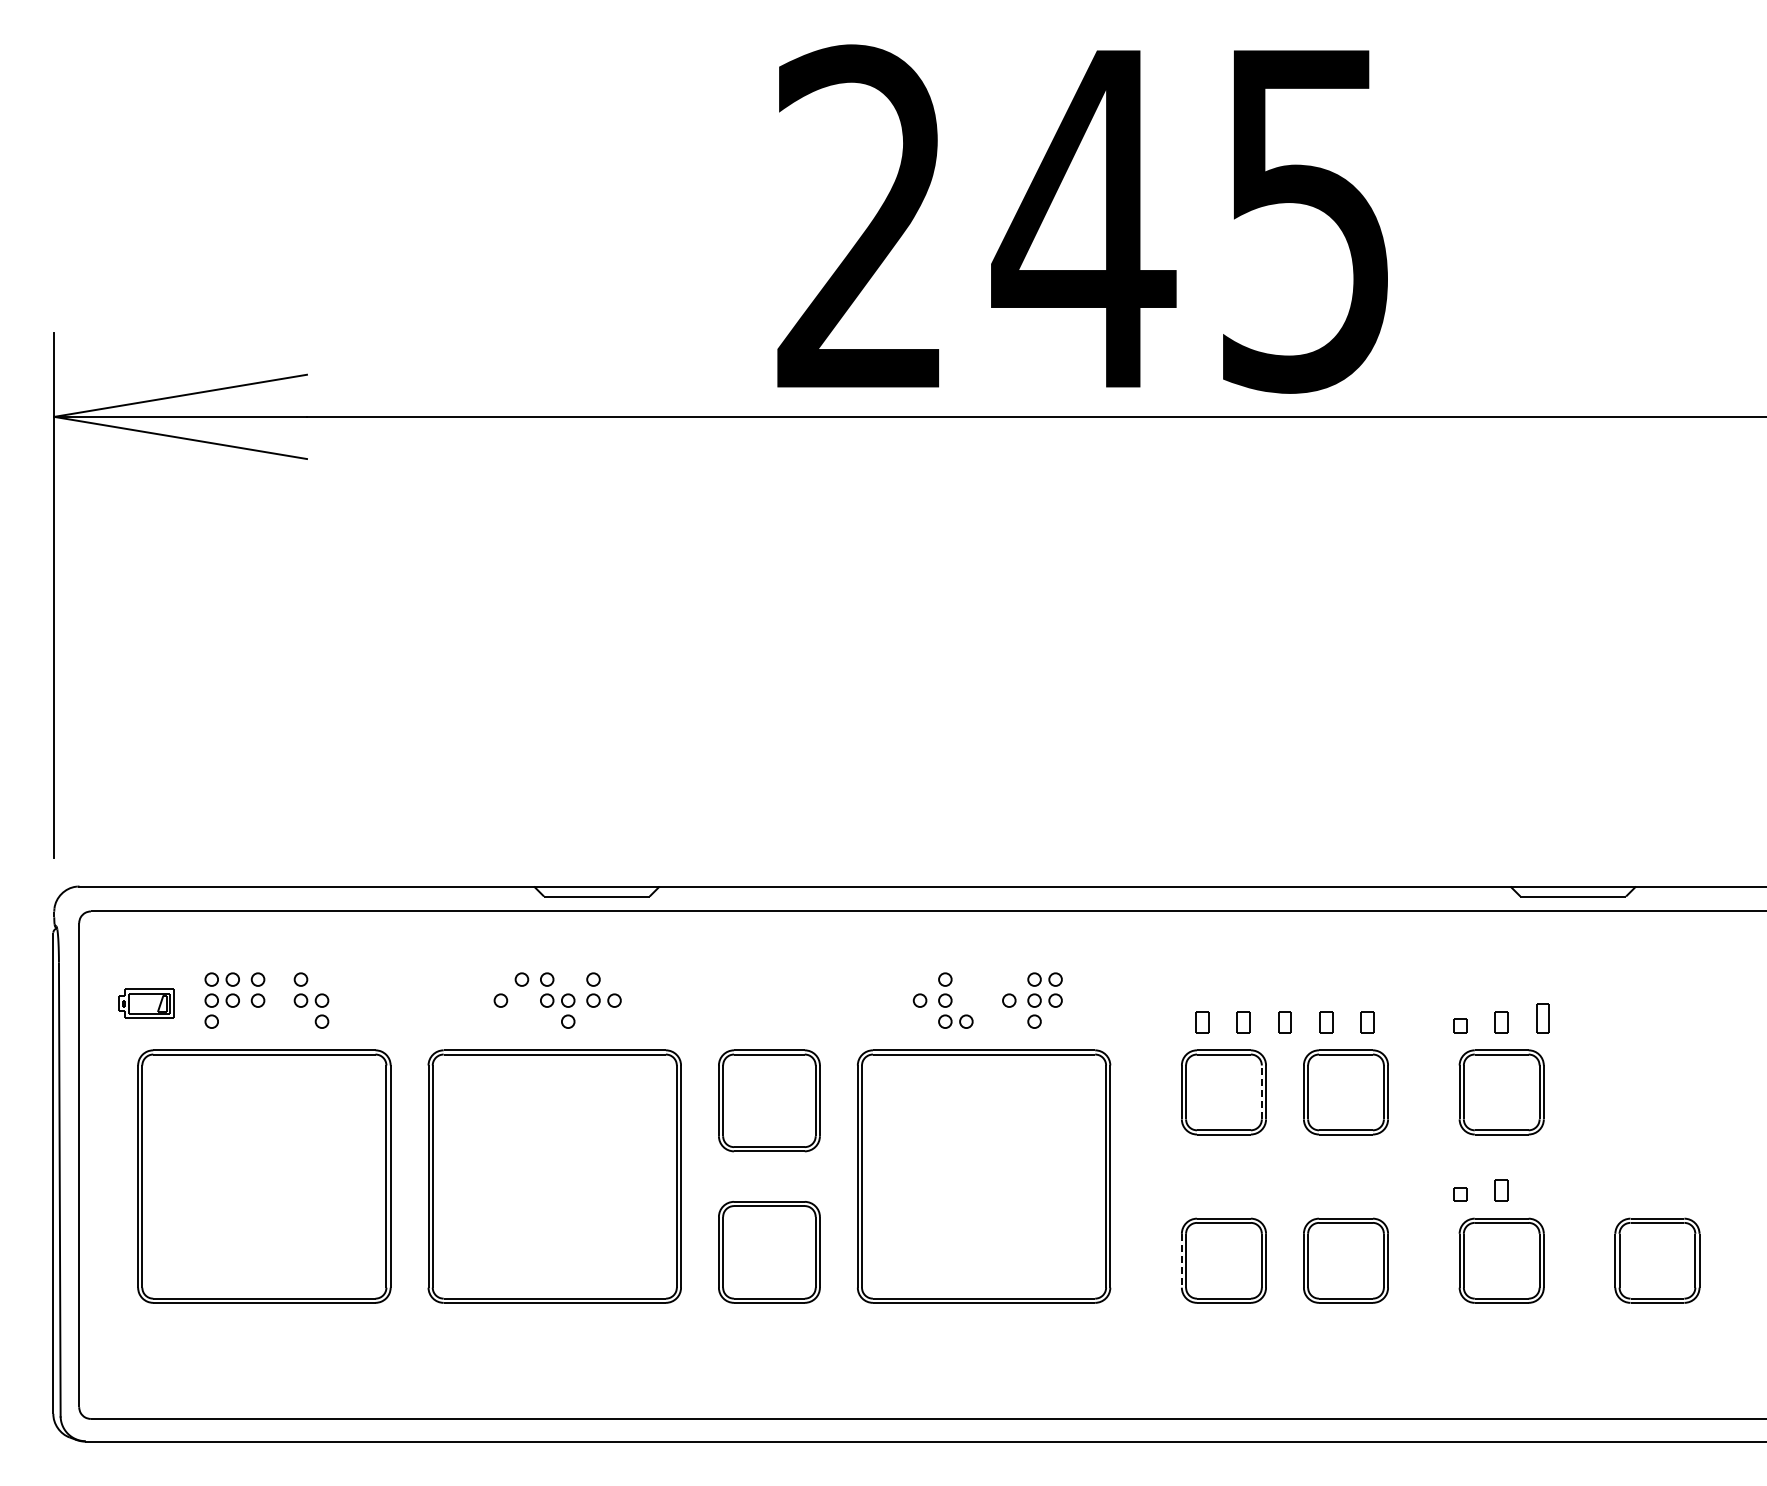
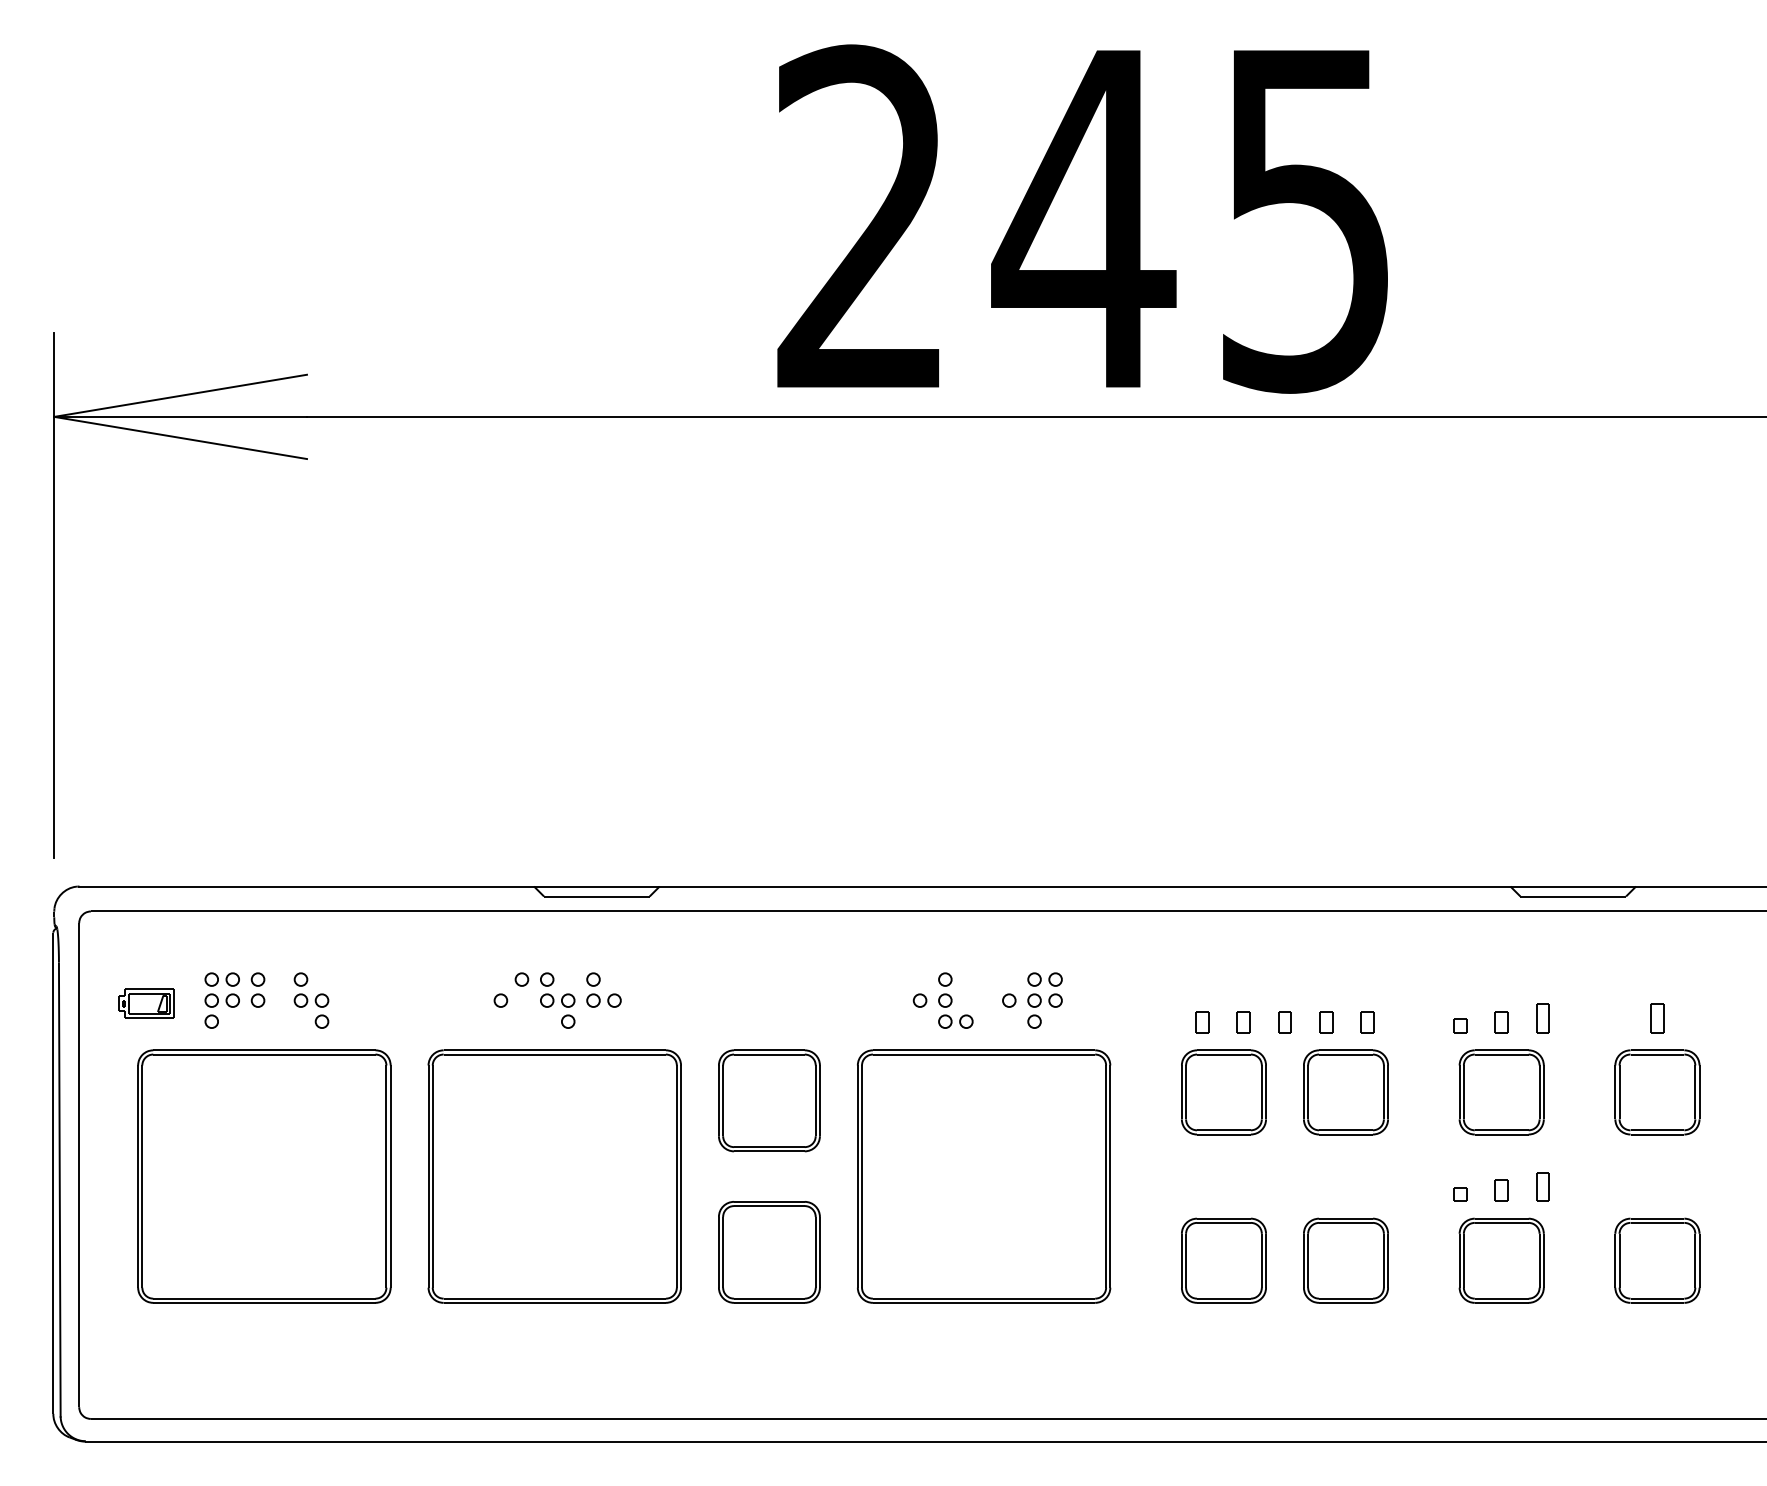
part: none -> present (1657, 1018)
line: dashed -> solid (1261, 1092)
part: none -> present (1657, 1092)
part: none -> present (1542, 1186)
line: dashed -> solid (1181, 1260)
